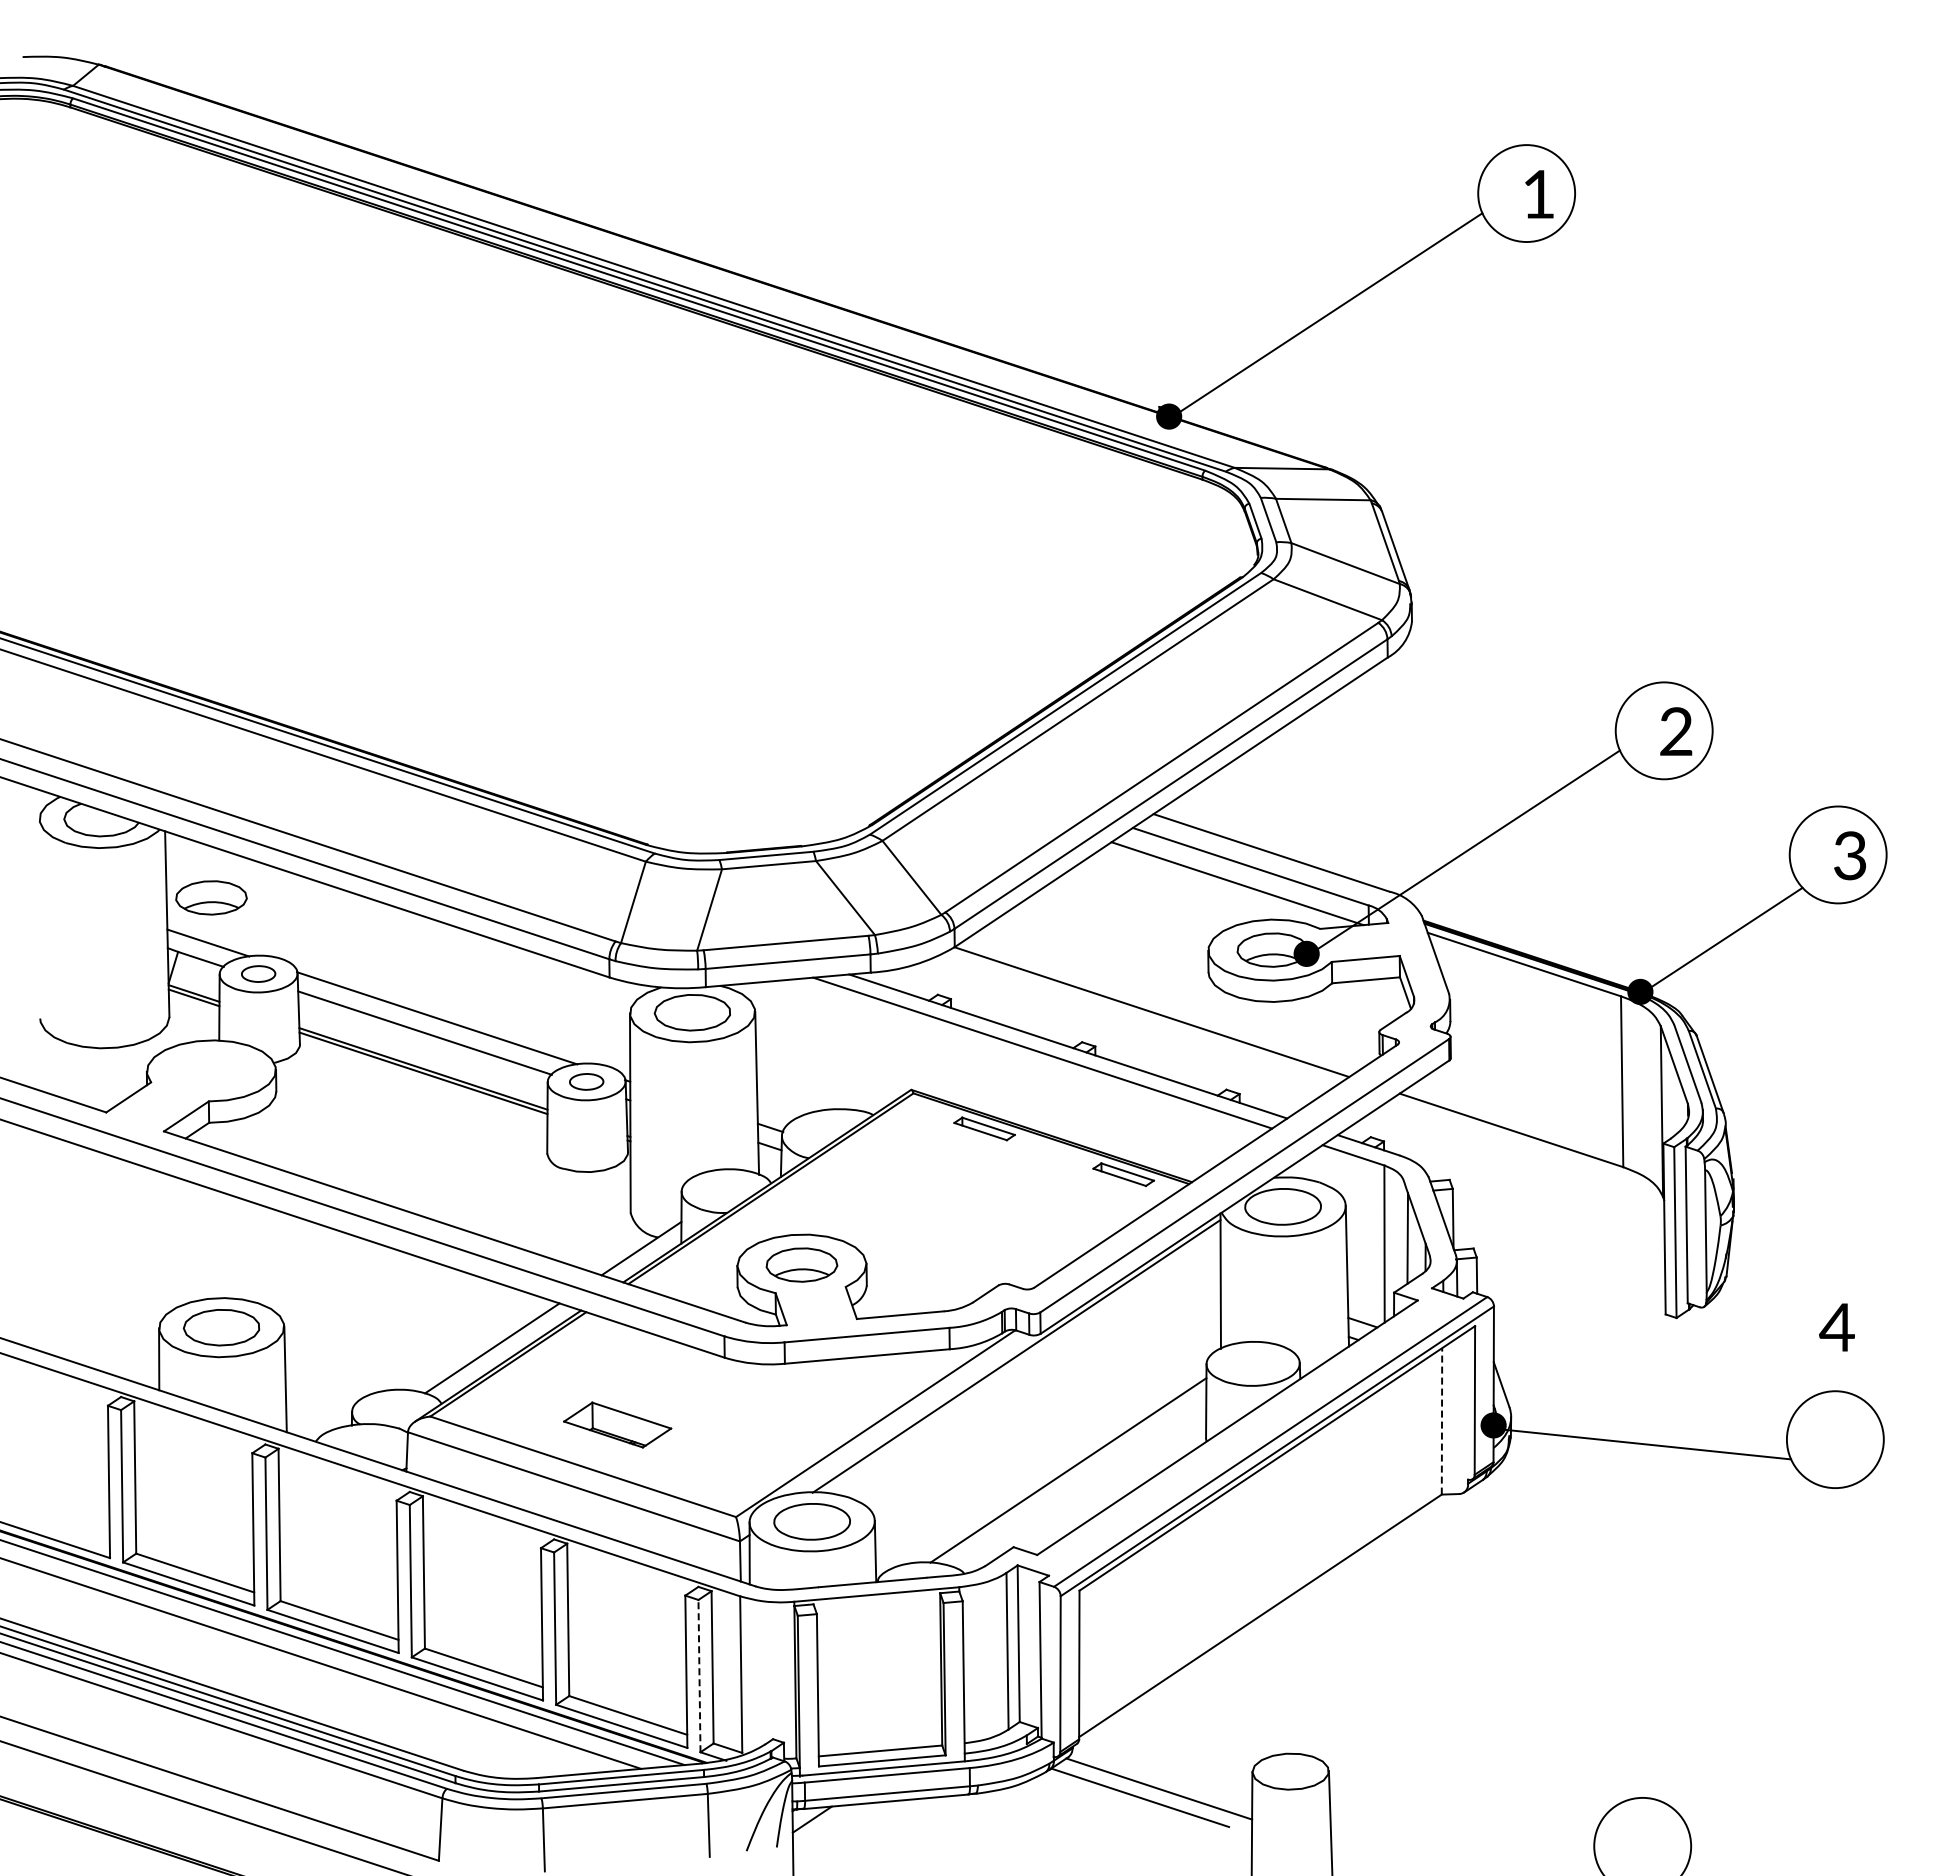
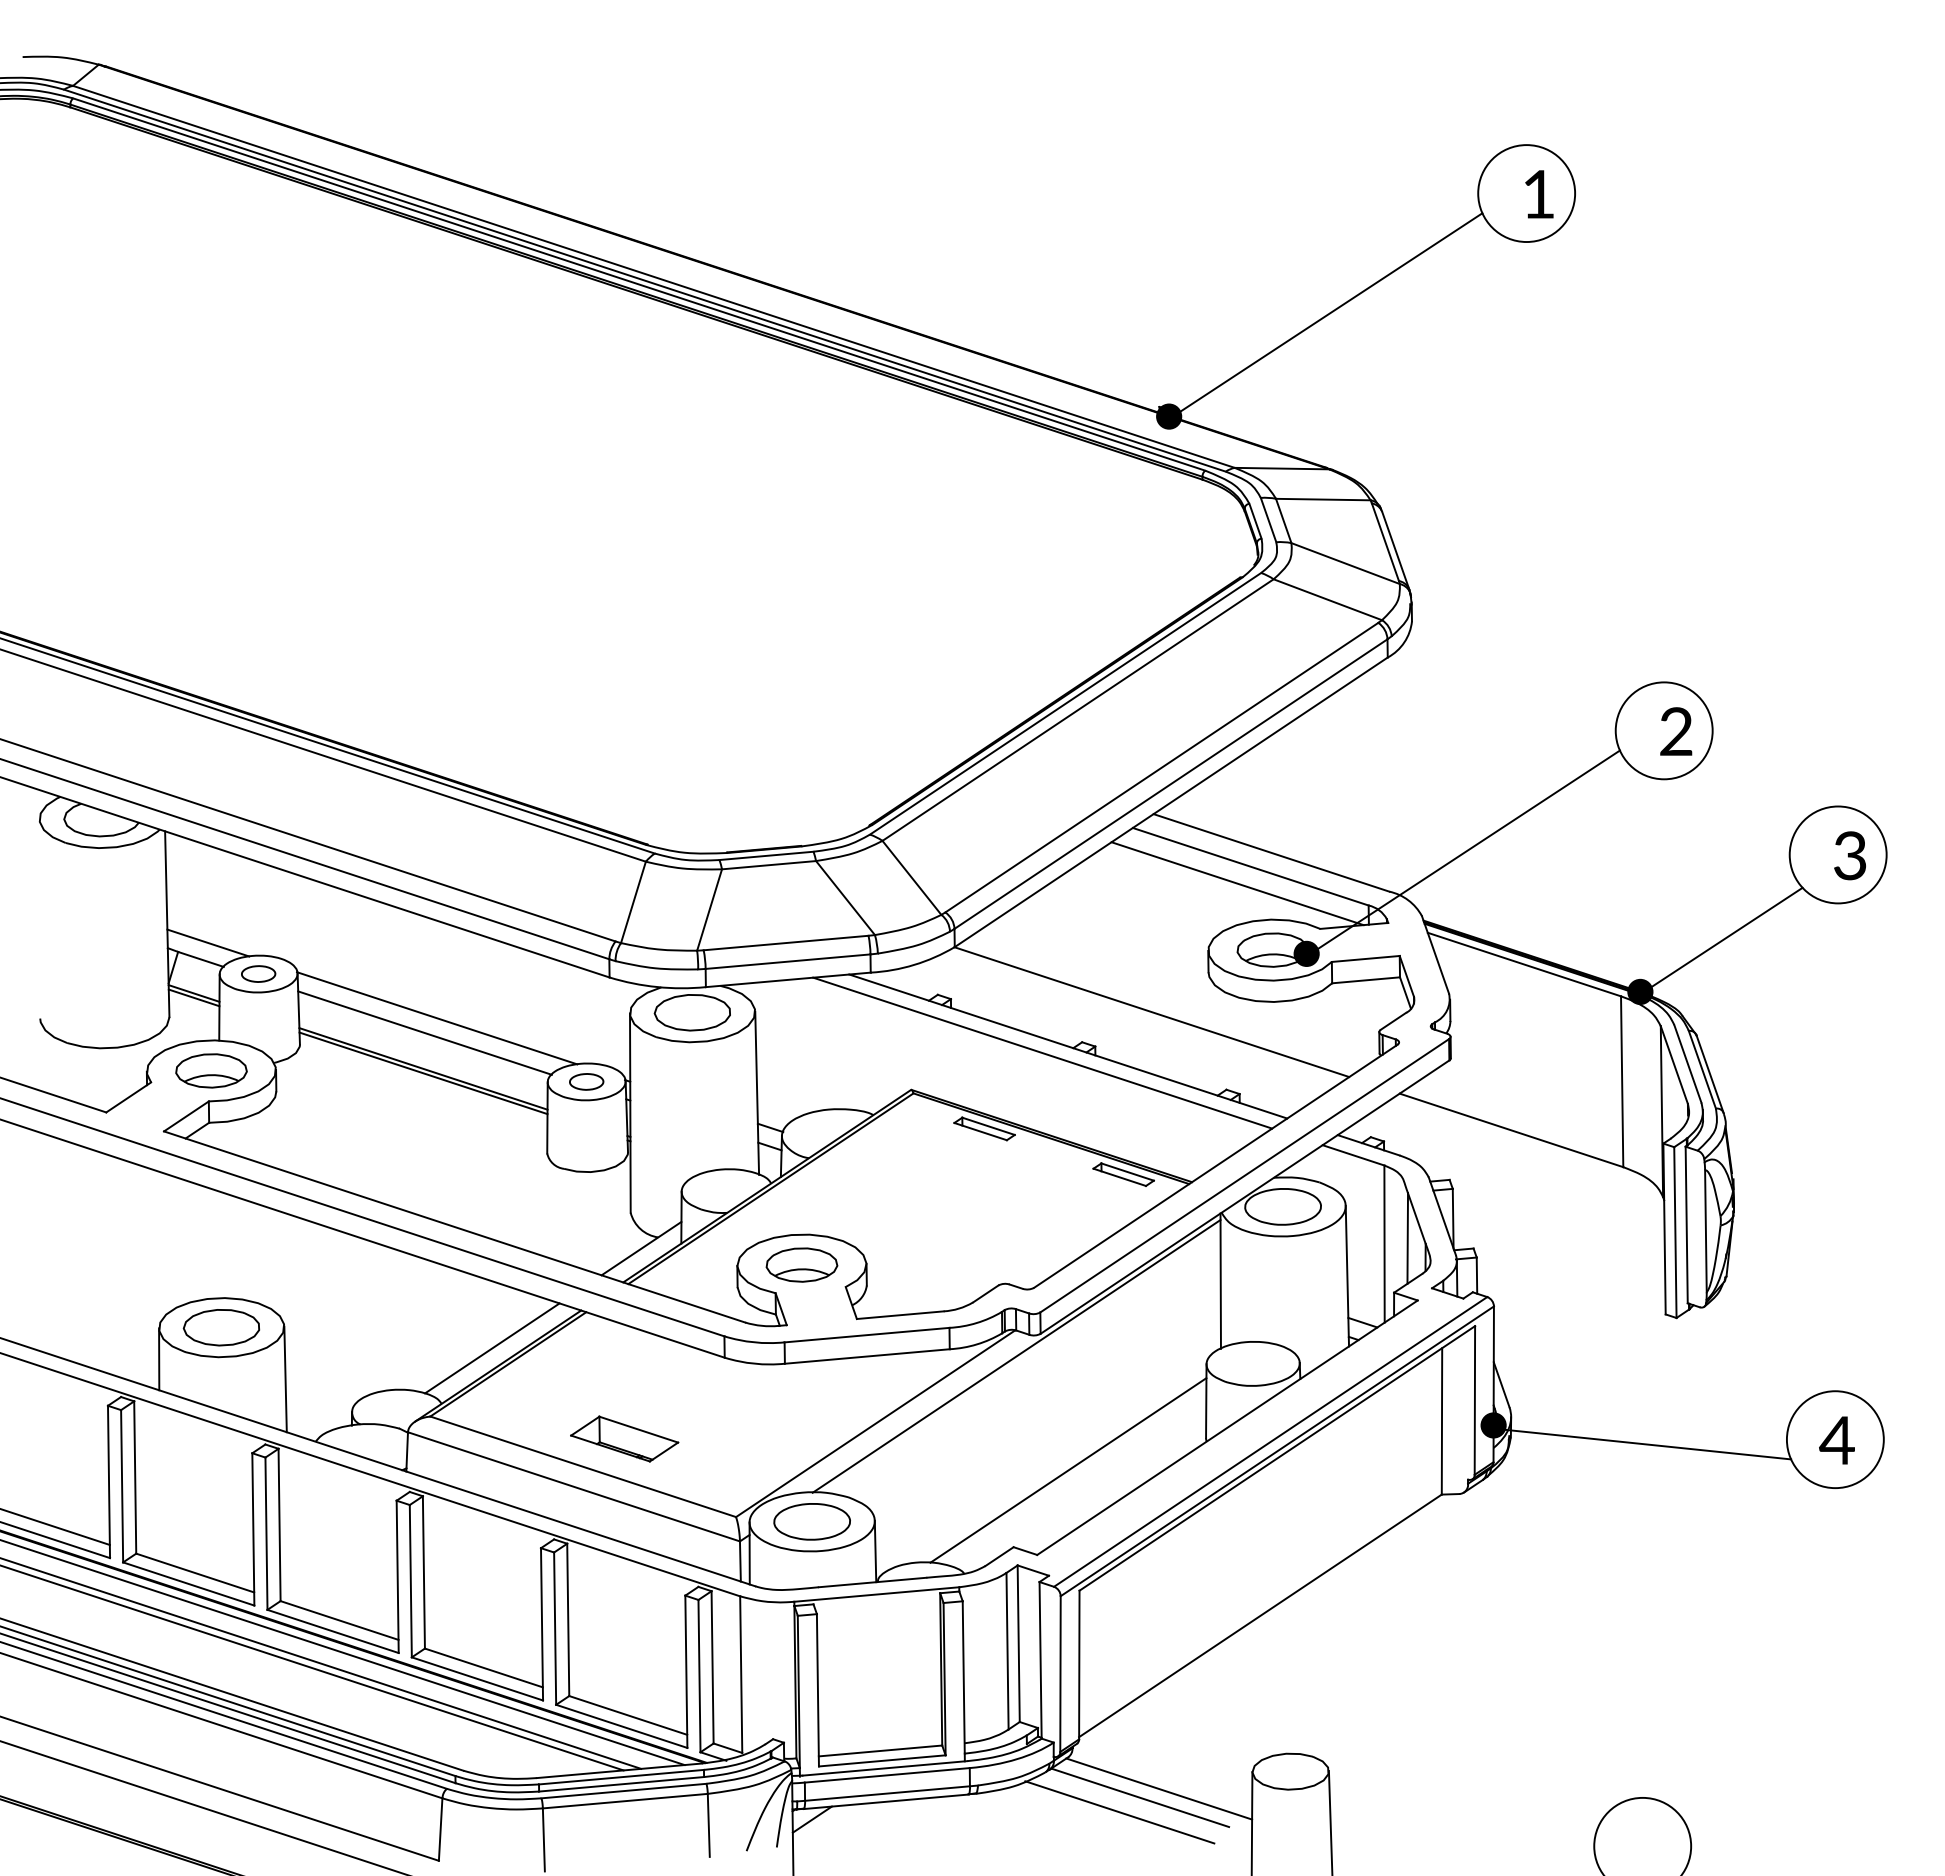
part position: (211, 897) -> (211, 1070) (211, 1070)
text position: (1836, 1327) -> (1836, 1440) (1836, 1440)
line: dashed -> solid (1441, 1420)
part position: (617, 1424) -> (624, 1438) (624, 1438)
line: none -> present (55, 1526)
line: none -> present (312, 1668)
line: dashed -> solid (699, 1675)
line: none -> present (1119, 1812)
